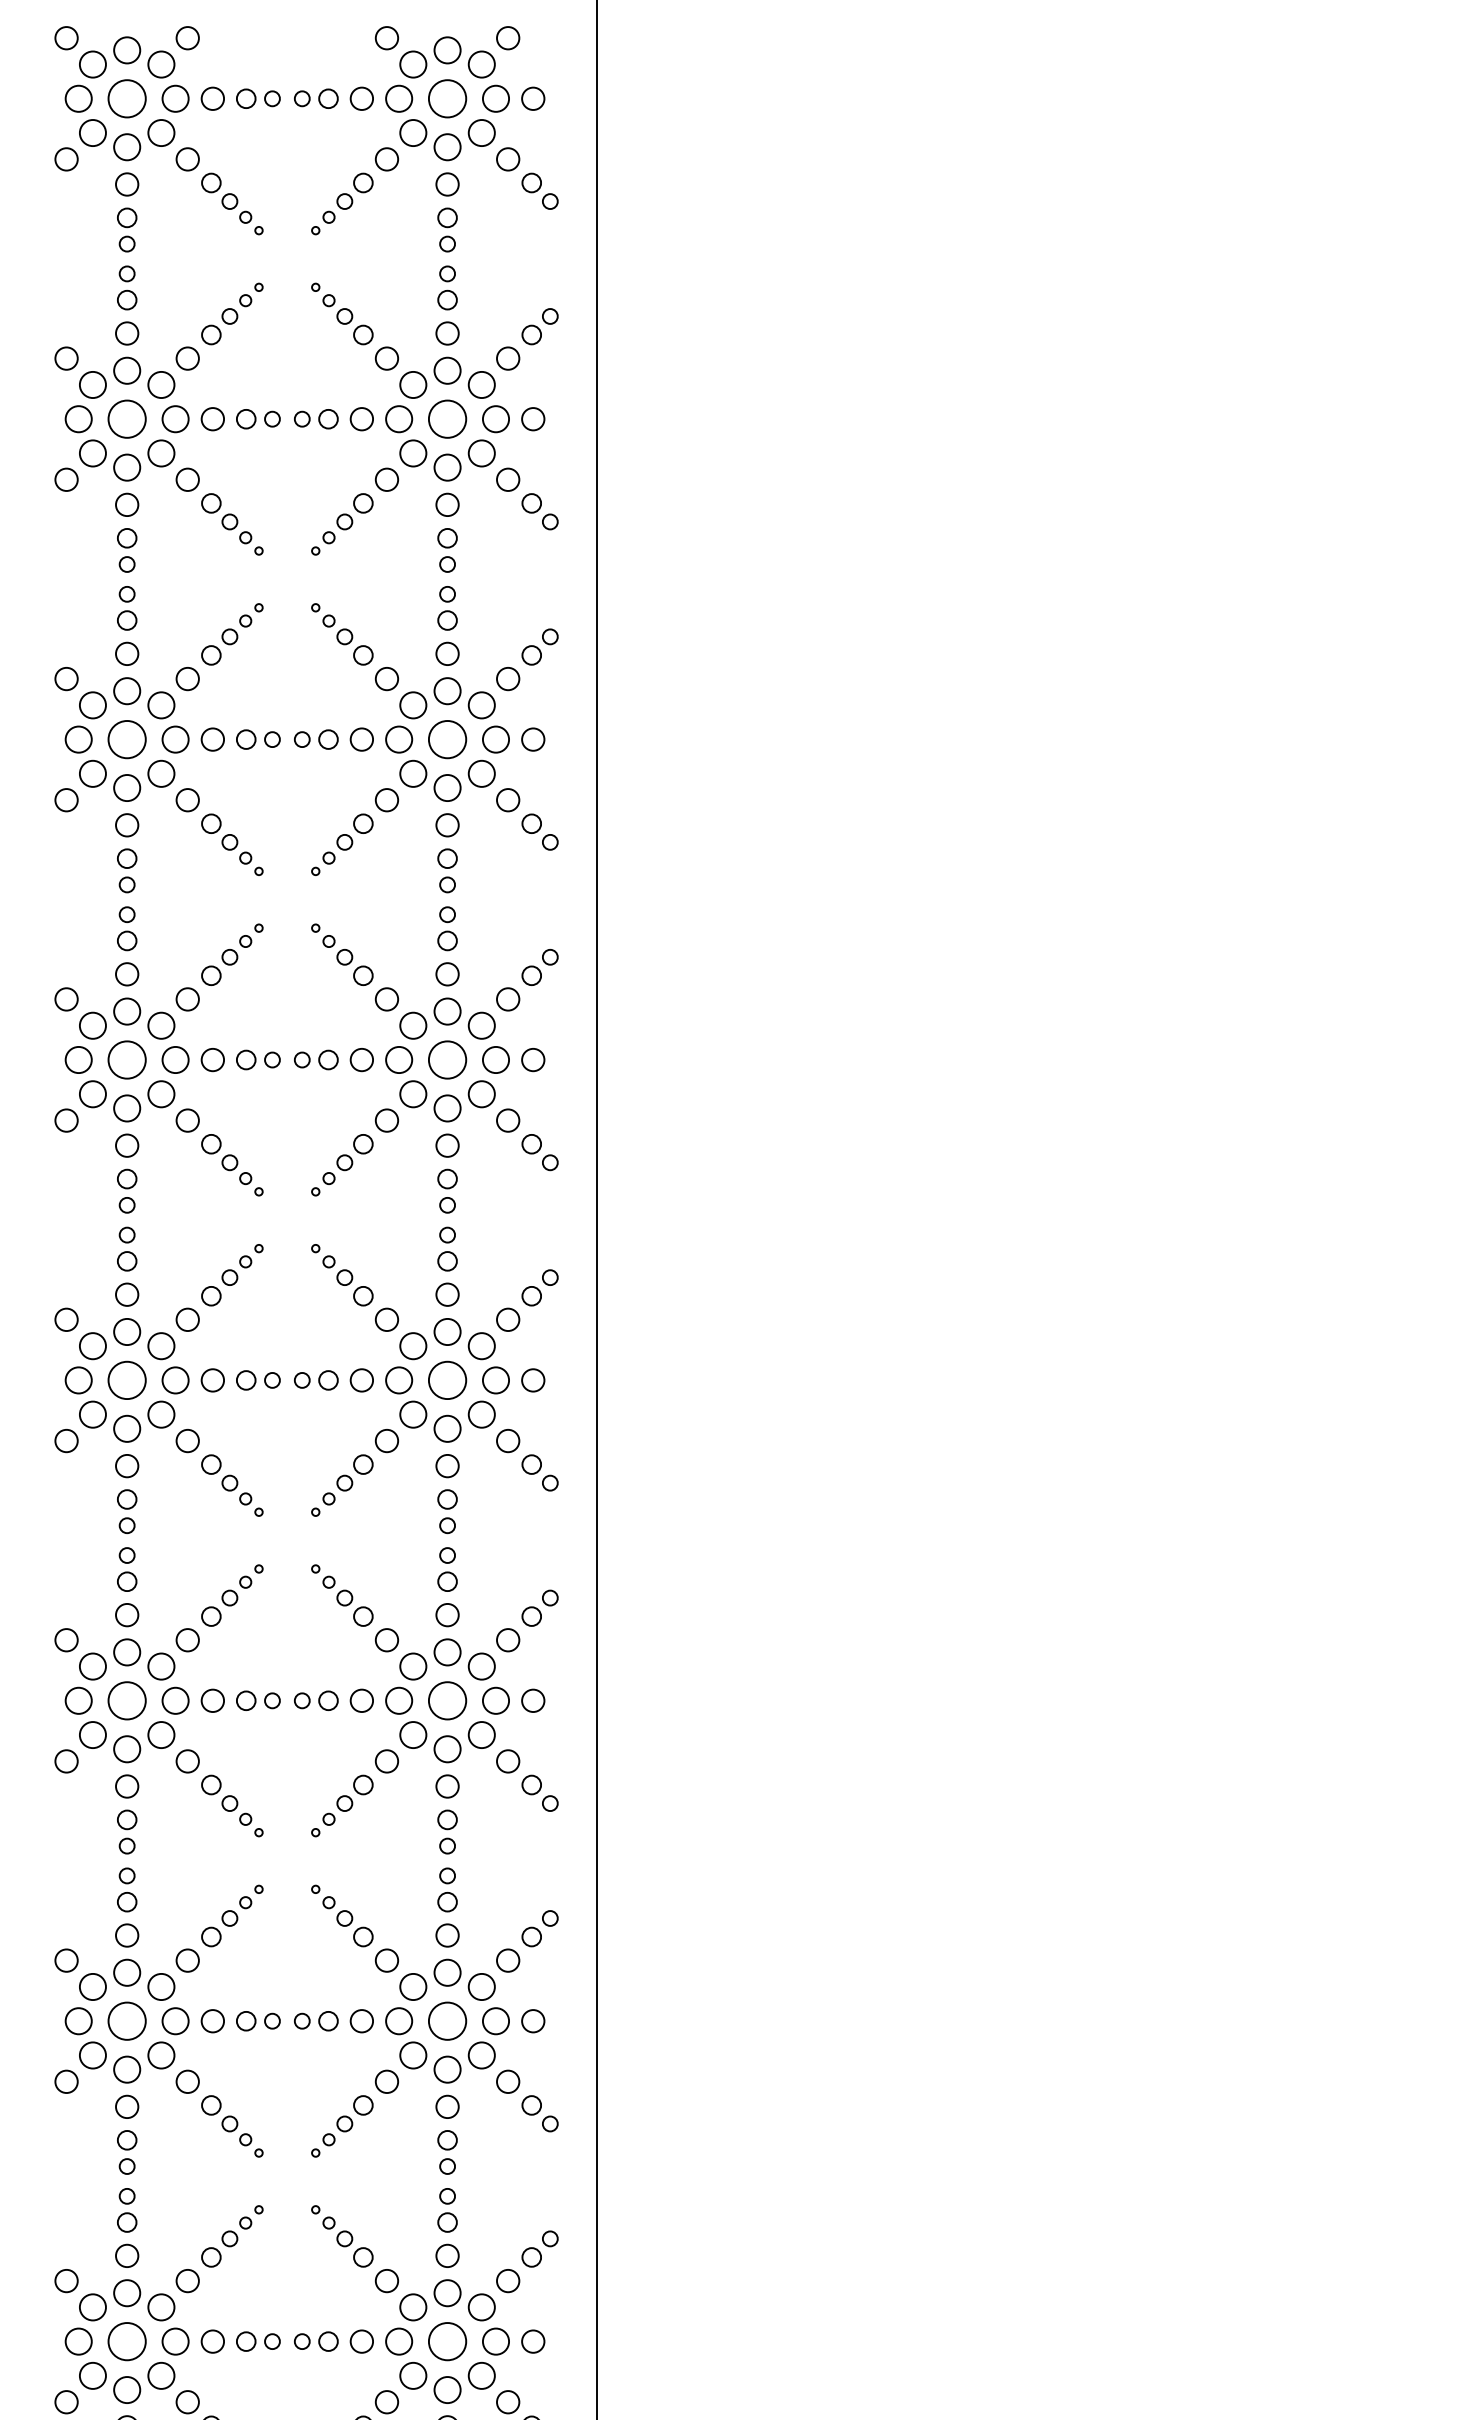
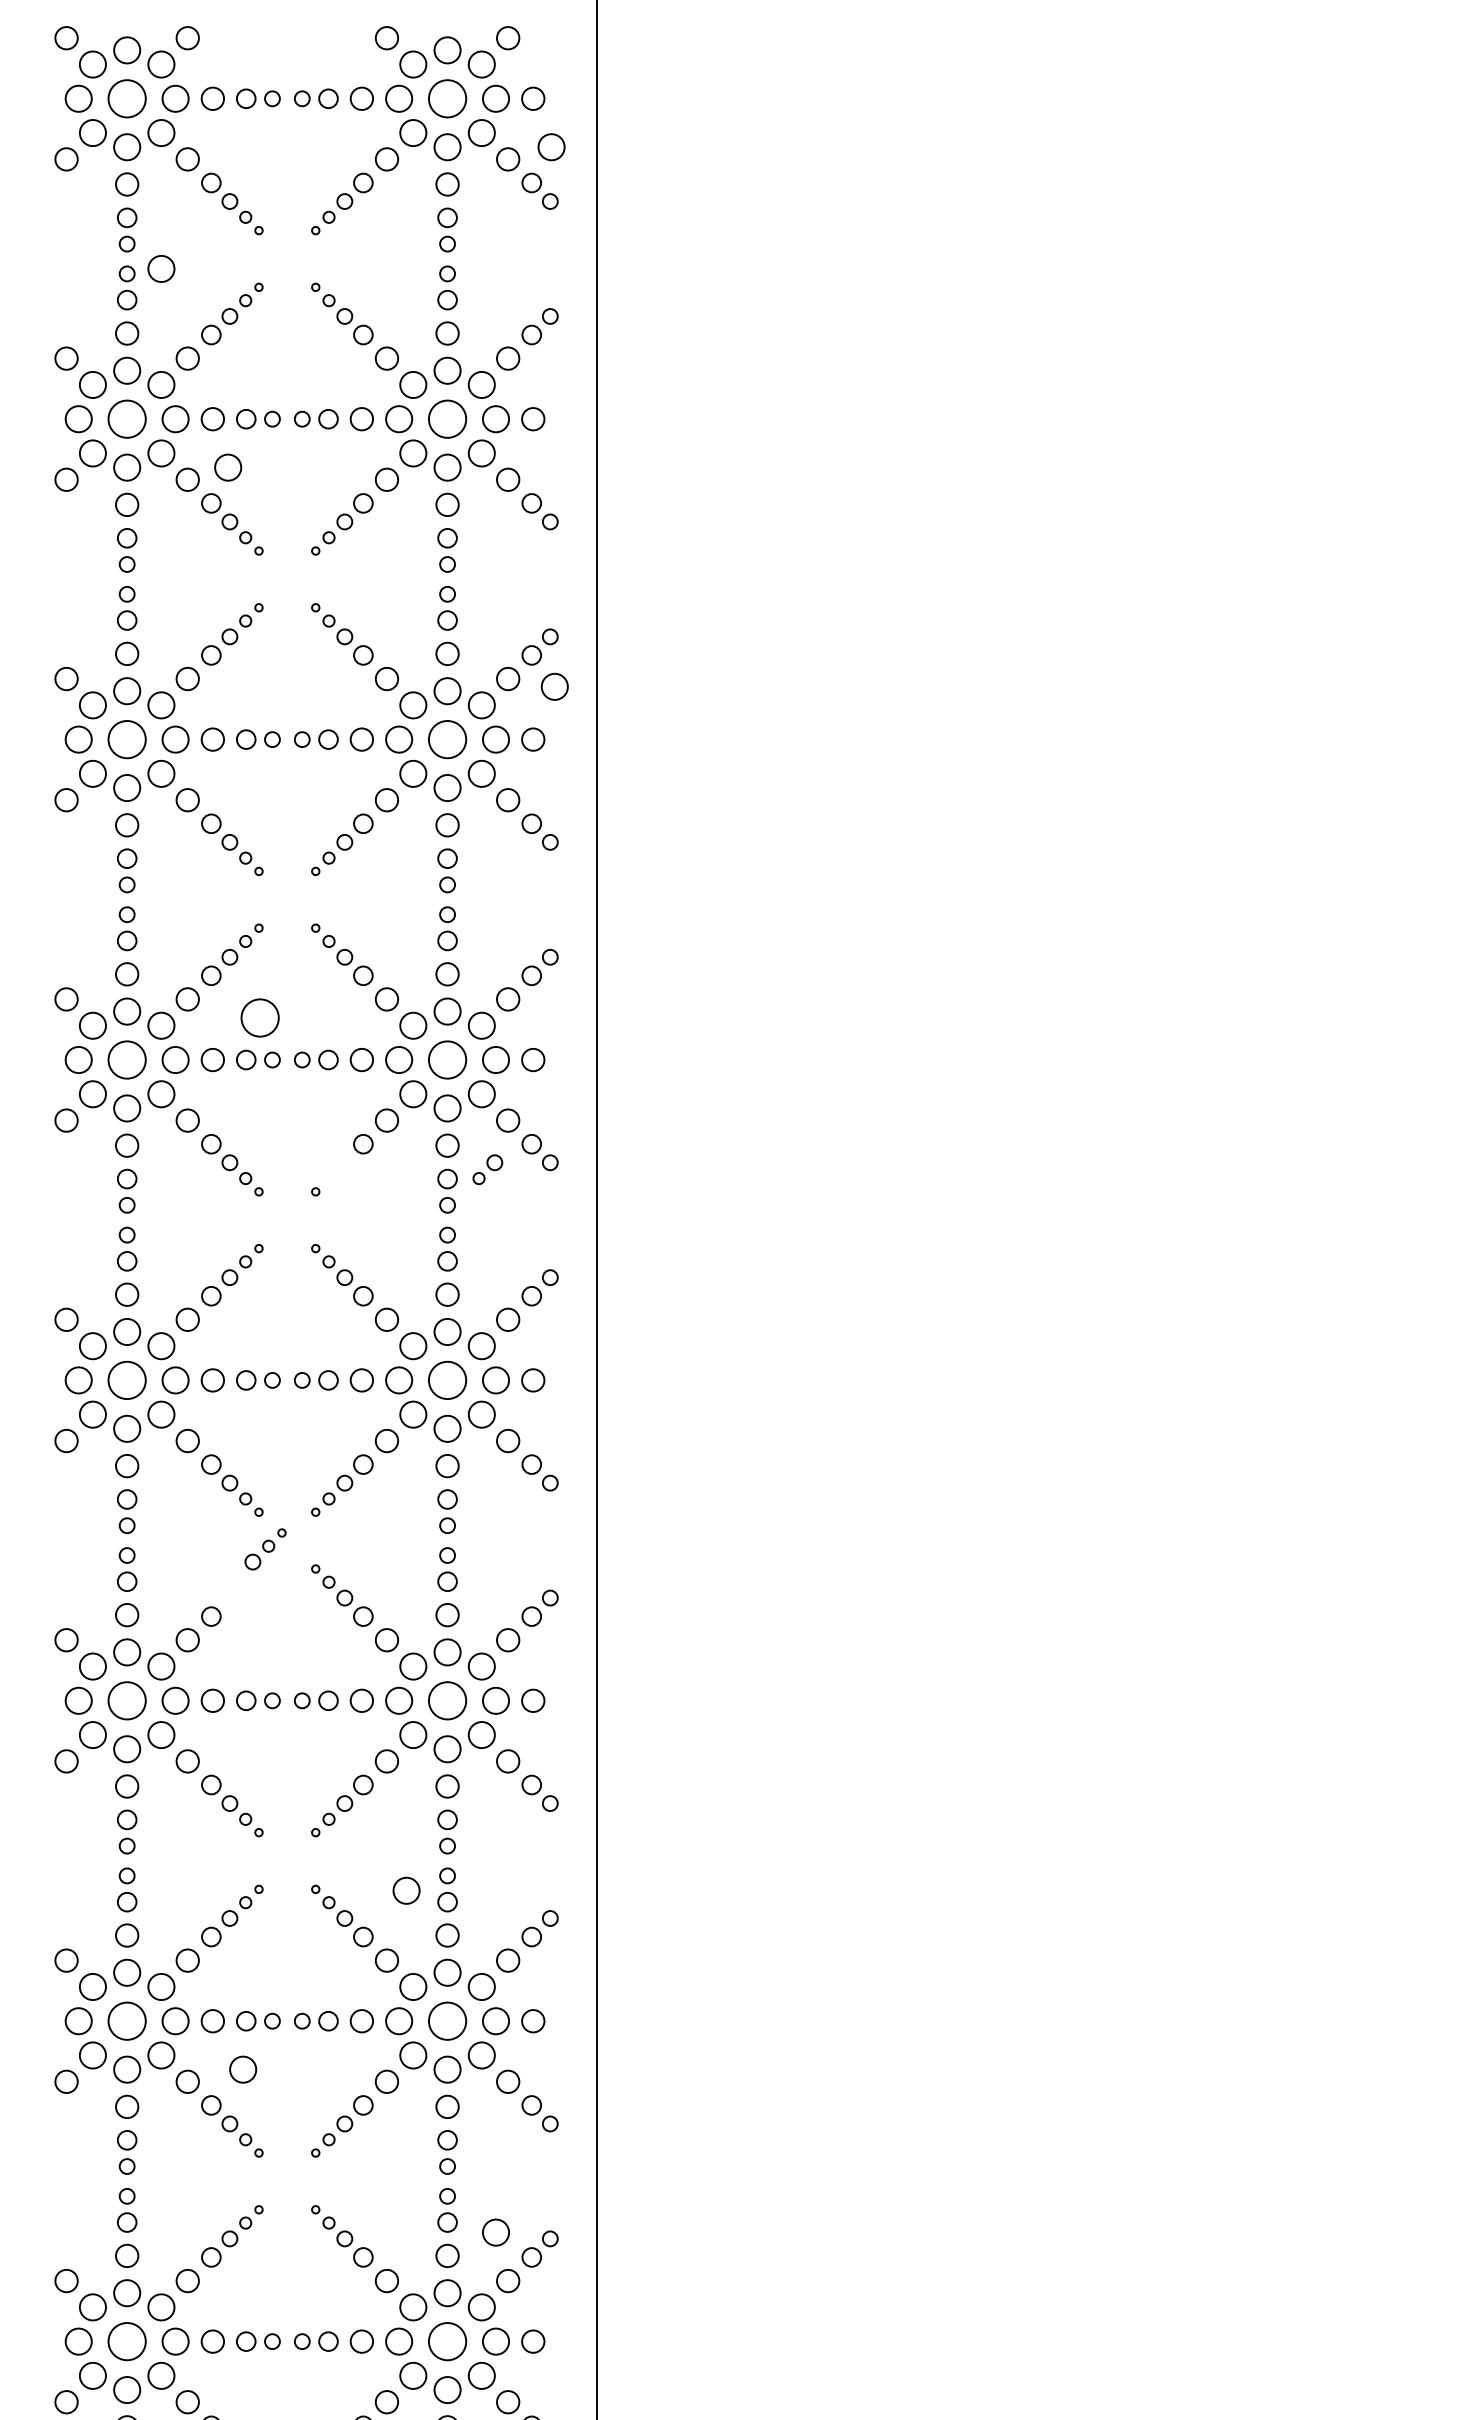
circle: none -> present (551, 147)
circle: none -> present (161, 268)
circle: none -> present (228, 467)
circle: none -> present (554, 686)
circle: none -> present (259, 1017)
part position: (337, 1169) -> (487, 1169) (487, 1169)
part position: (242, 1585) -> (265, 1549) (265, 1549)
circle: none -> present (406, 1890)
circle: none -> present (243, 2069)
circle: none -> present (495, 2232)
